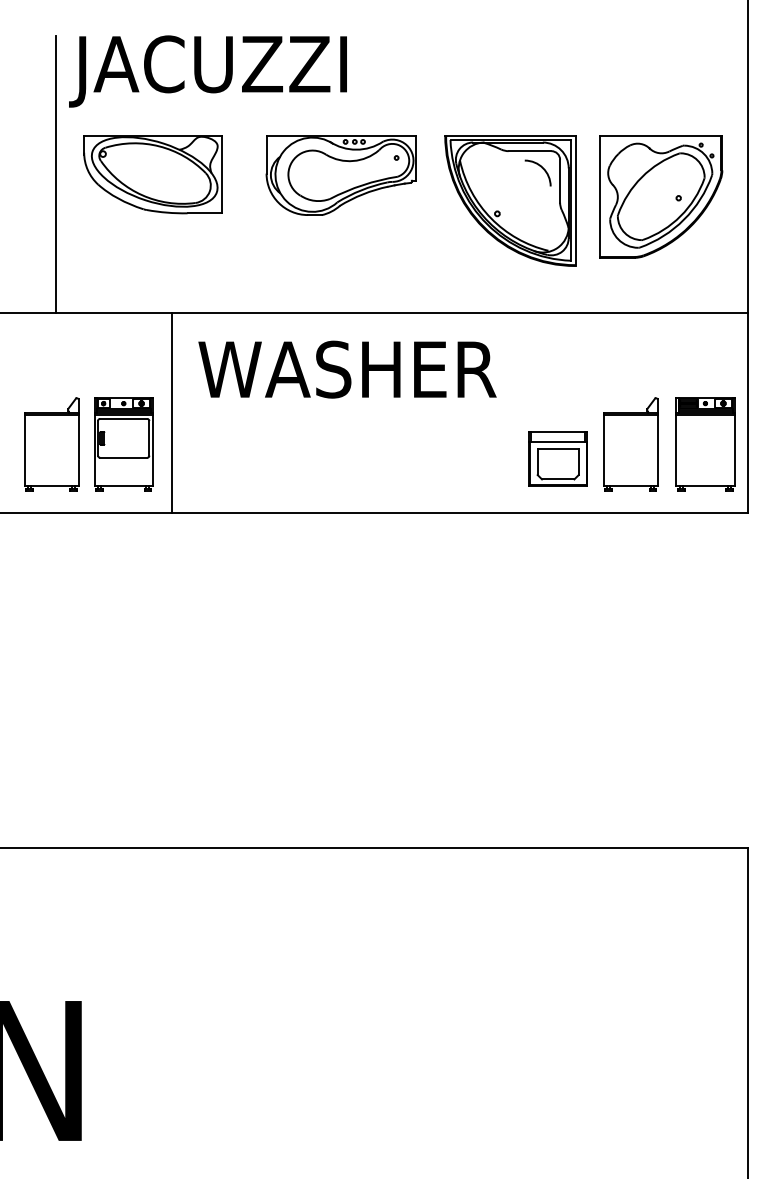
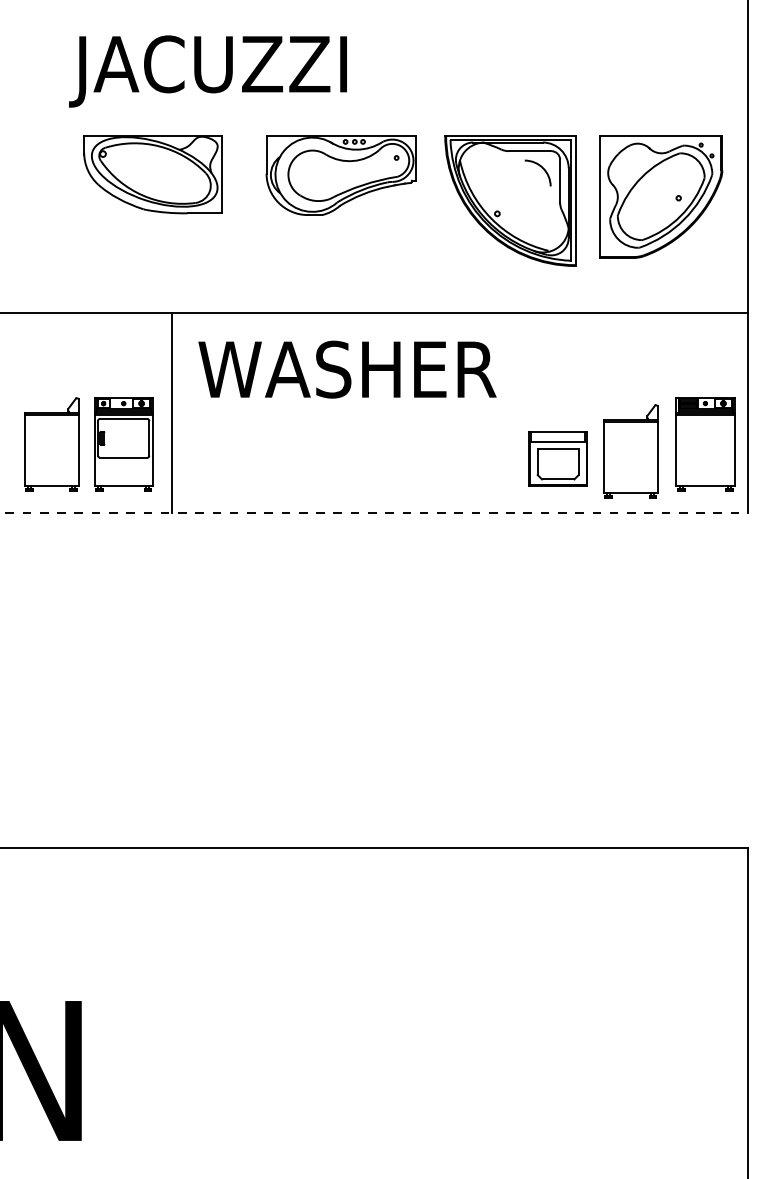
line: present -> none (55, 174)
part position: (630, 444) -> (630, 451) (630, 451)
line: solid -> dashed (374, 513)
